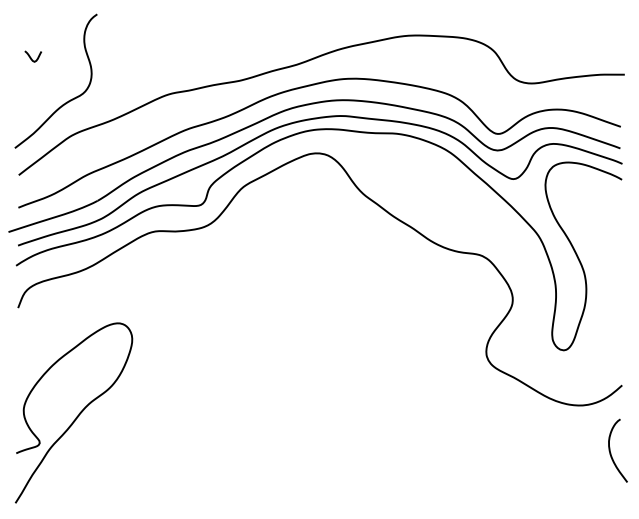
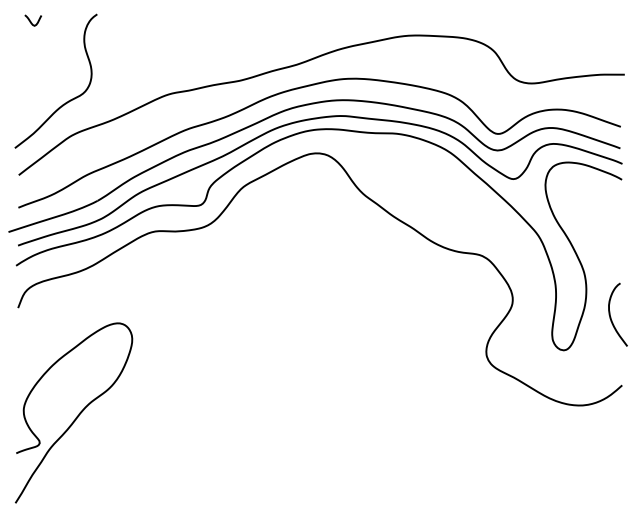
curve position: (31, 57) -> (31, 21) (31, 21)
curve position: (611, 453) -> (611, 317) (611, 317)
